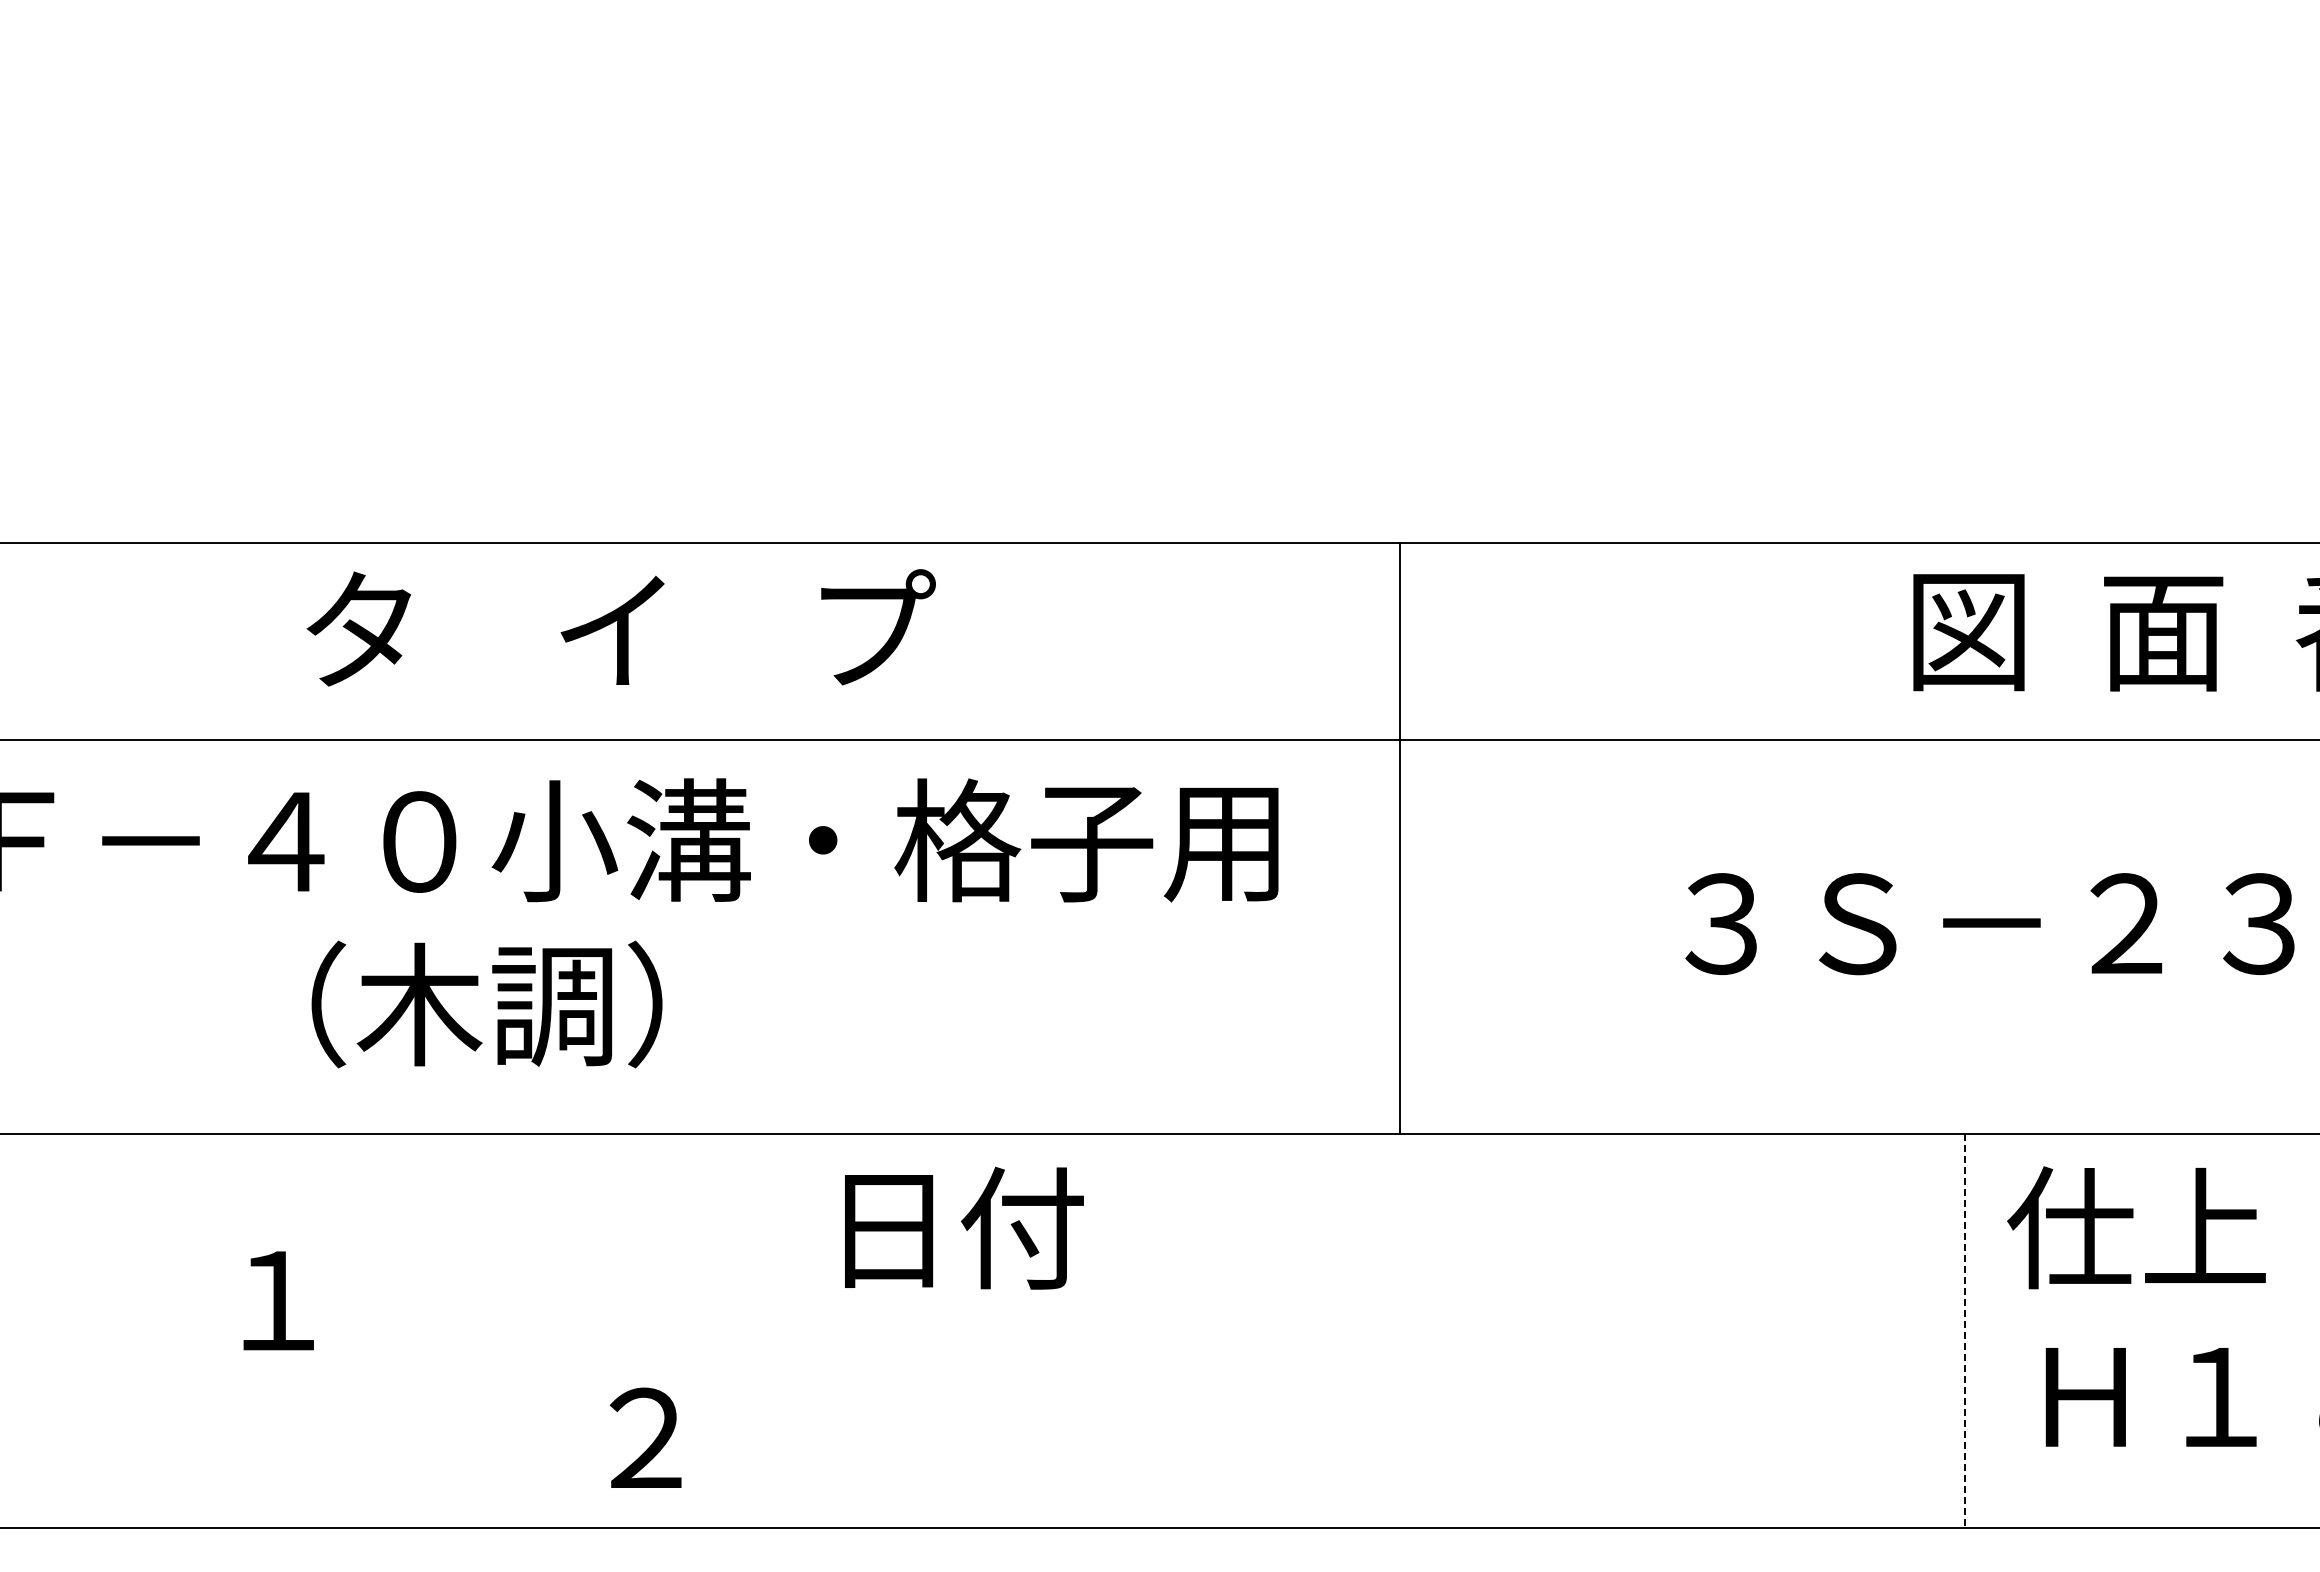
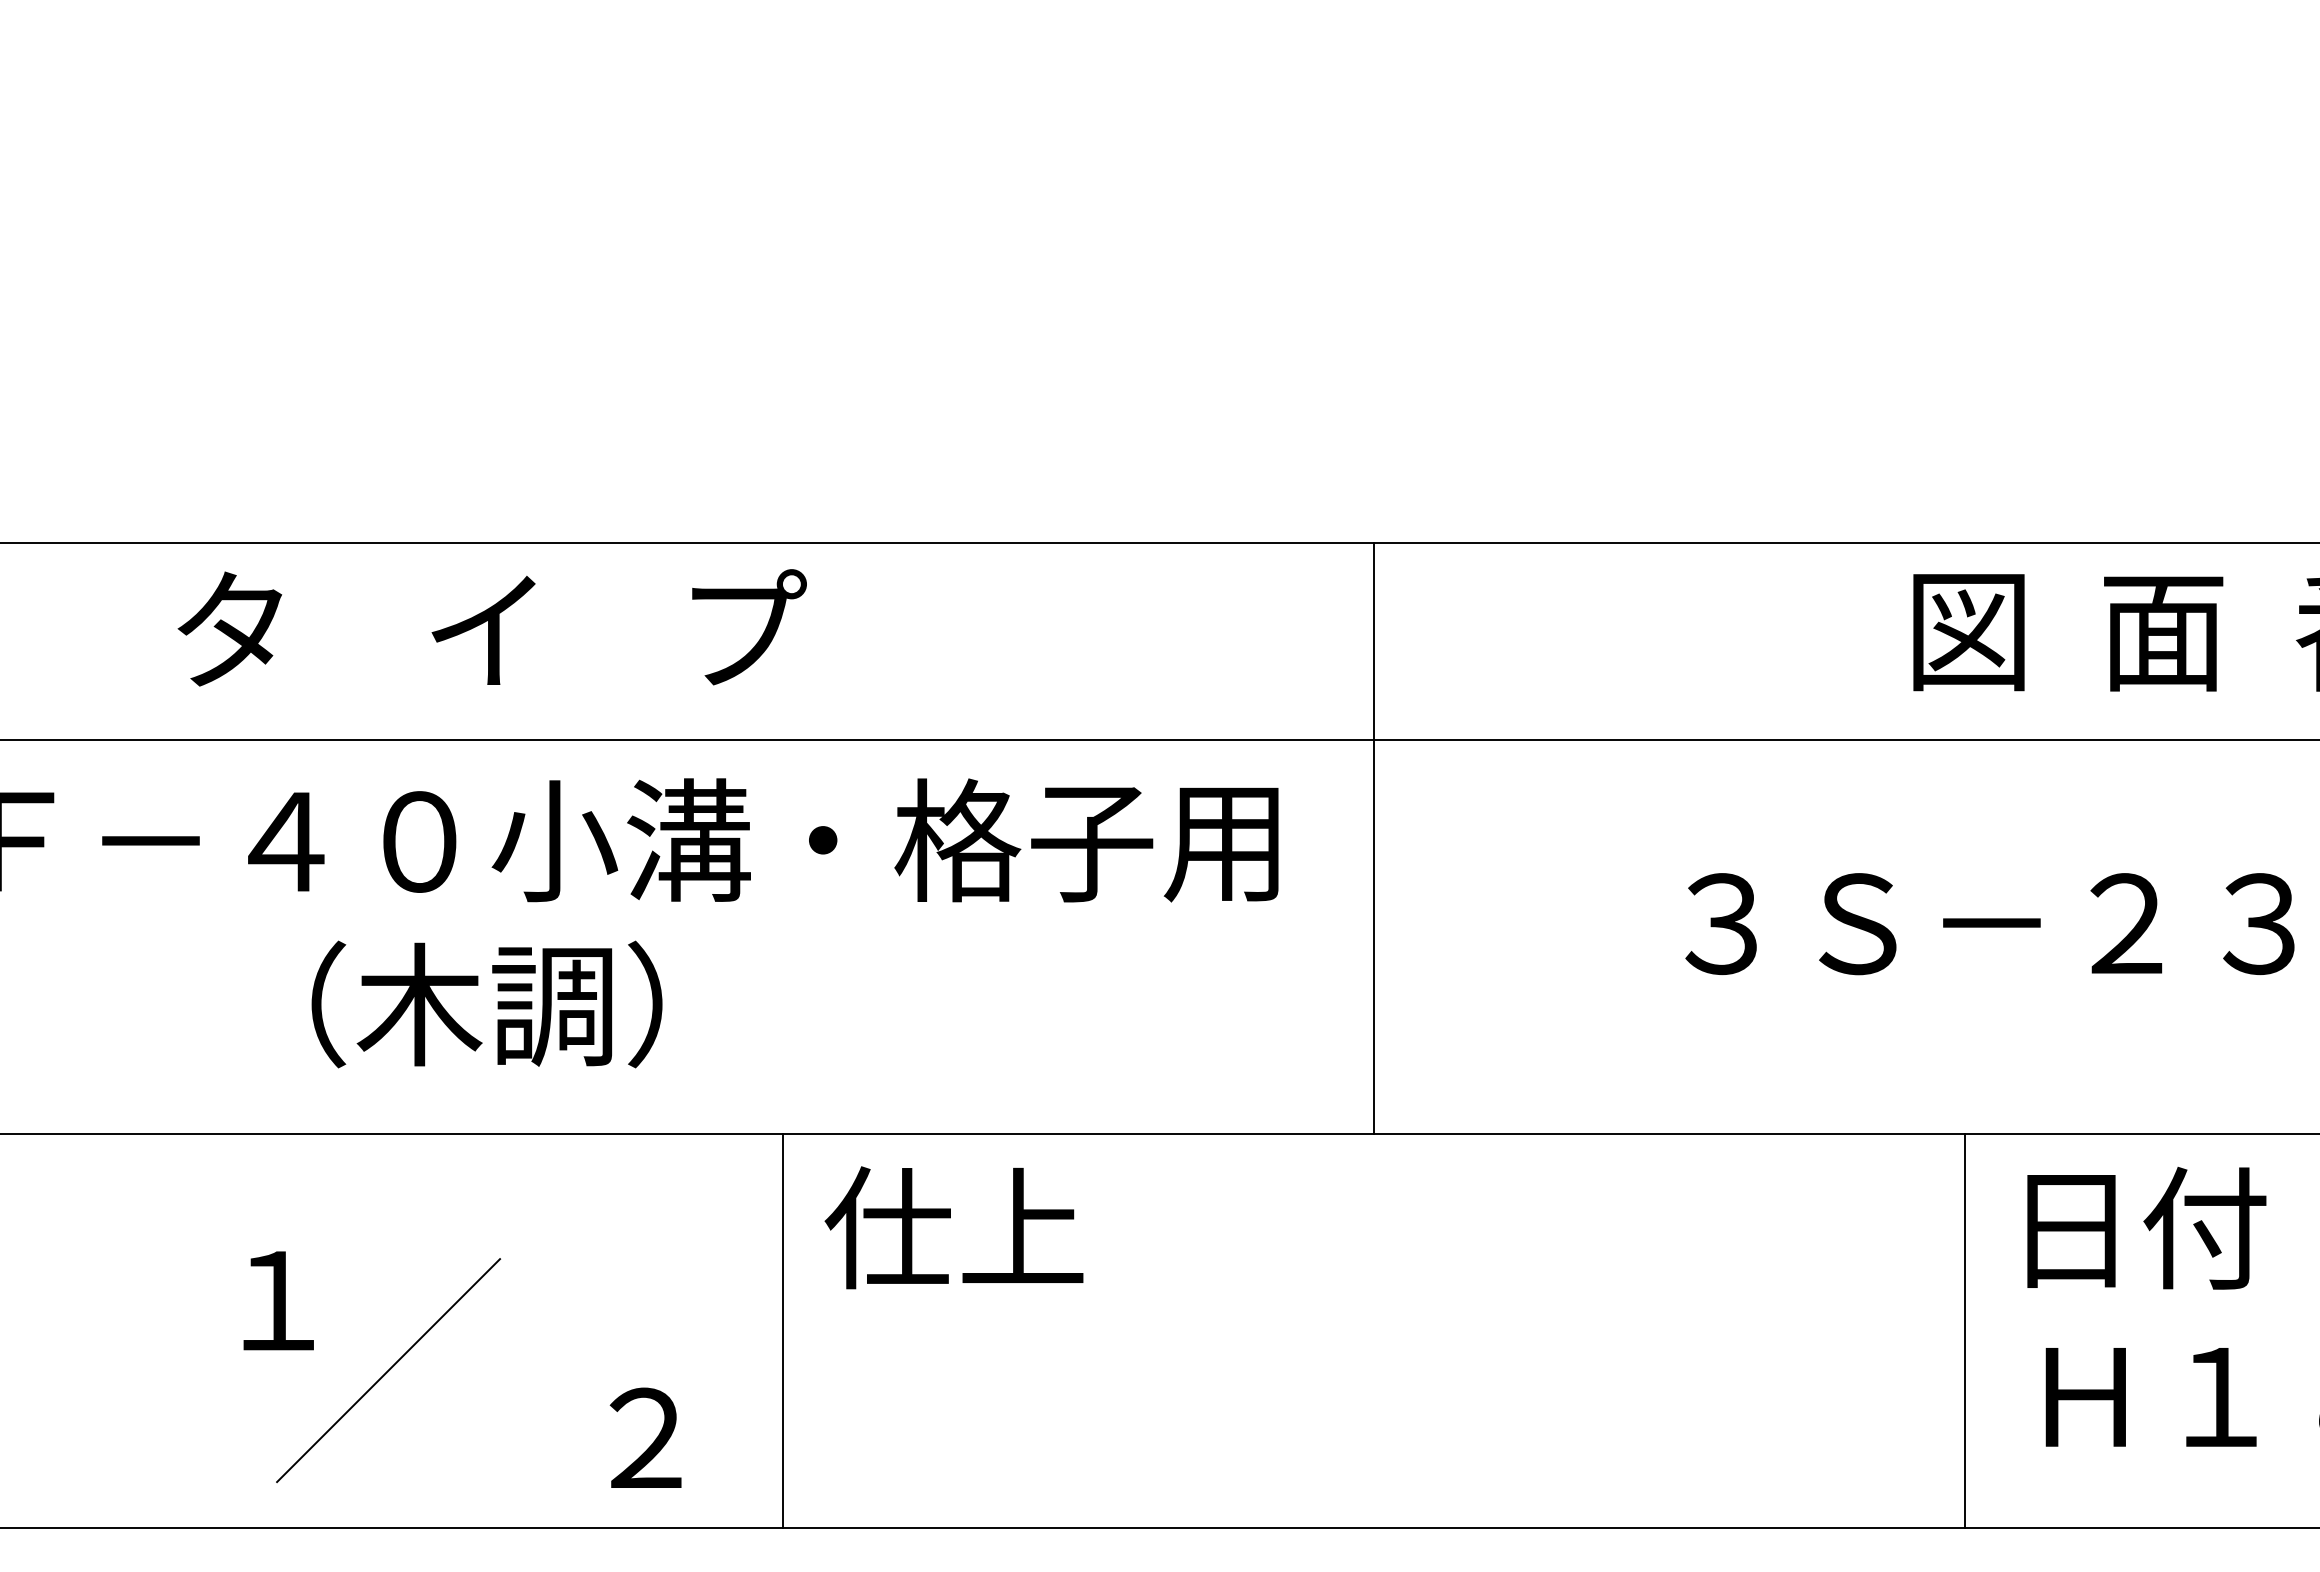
text position: (620, 627) -> (491, 627) (491, 627)
line position: (1399, 838) -> (1373, 838) (1373, 838)
text: 日付 -> 仕上 (953, 1227)
text: 仕上 -> 日付 (2136, 1227)
line: none -> present (782, 1331)
line: dashed -> solid (1965, 1331)
line: none -> present (388, 1370)
